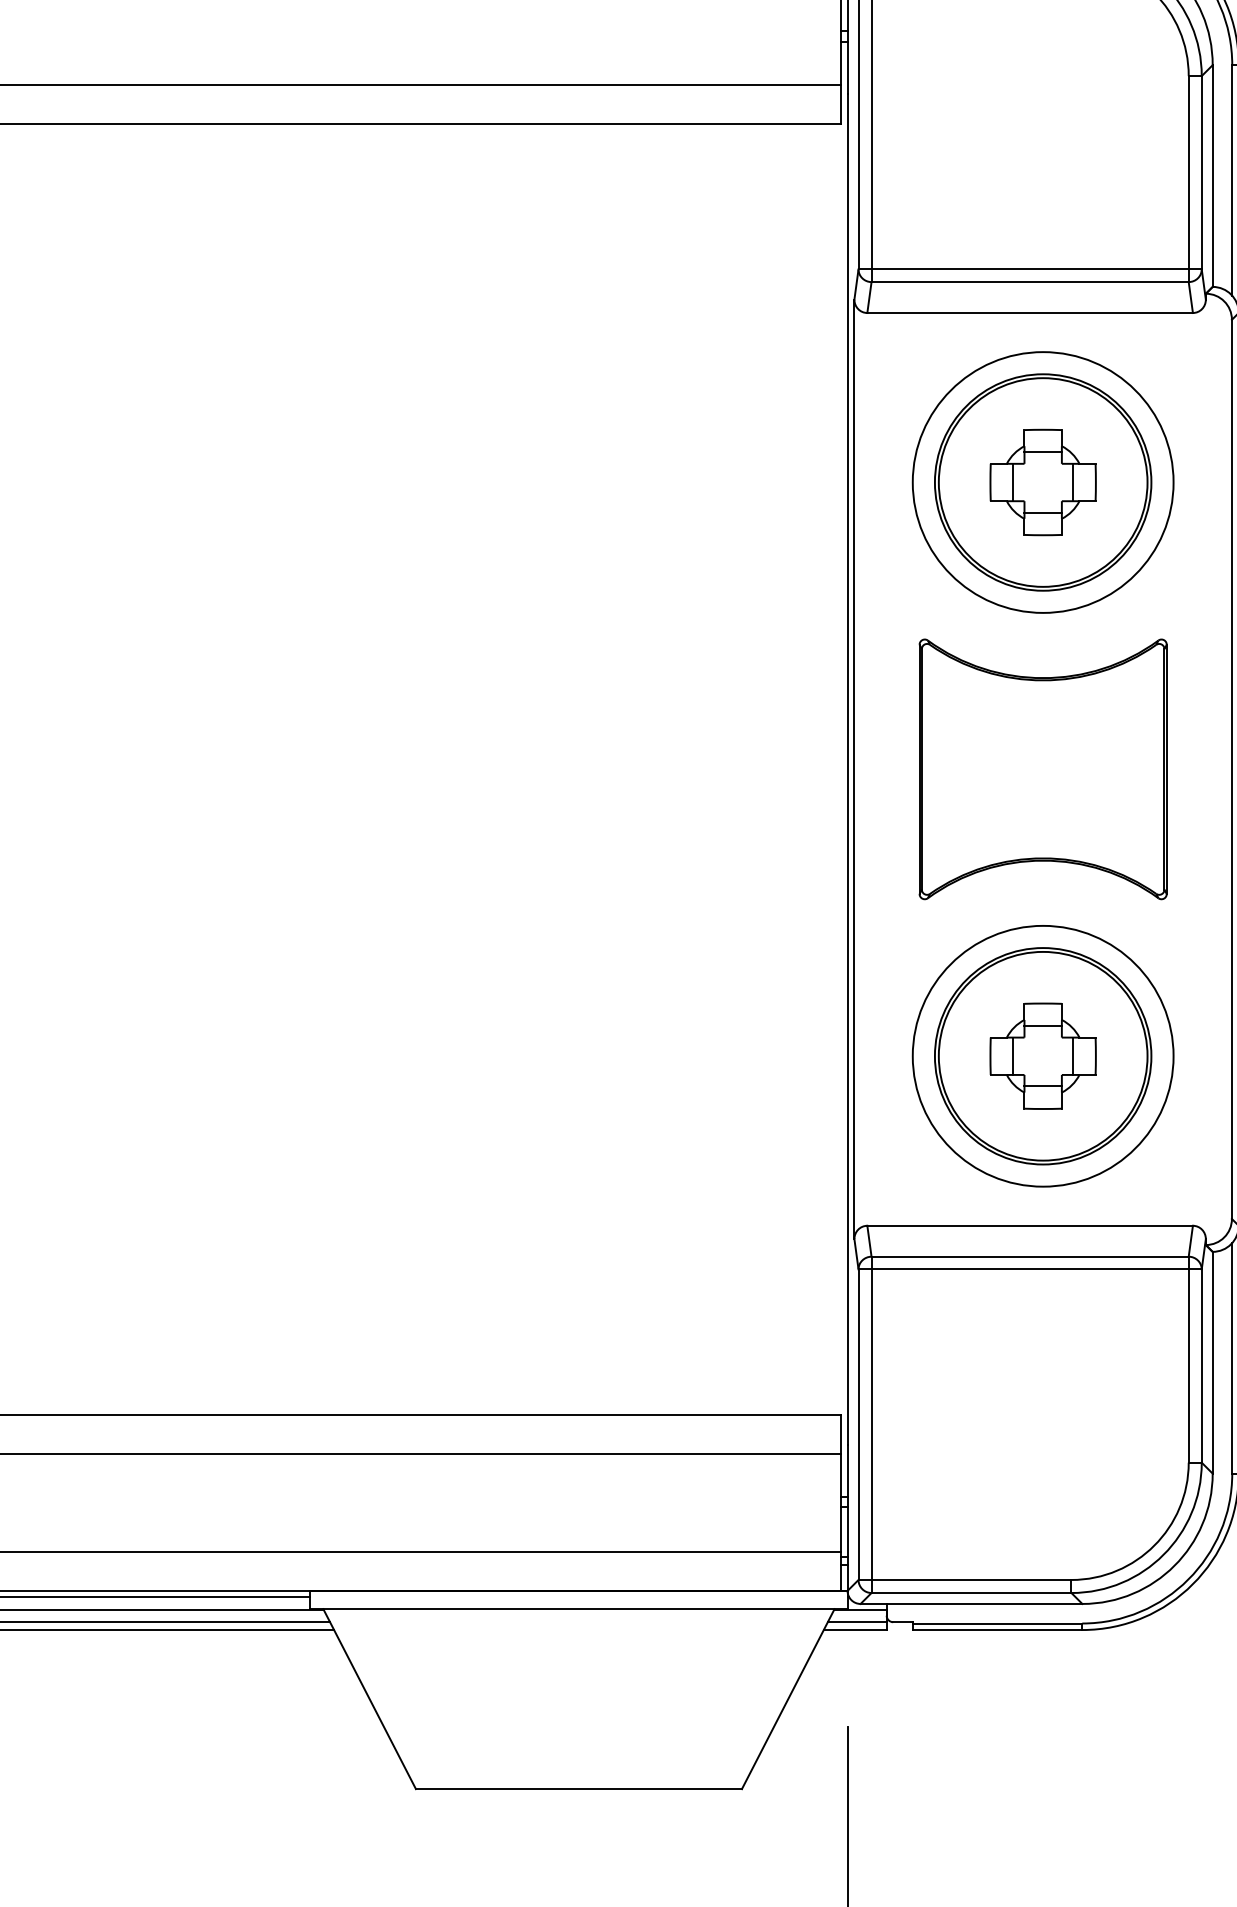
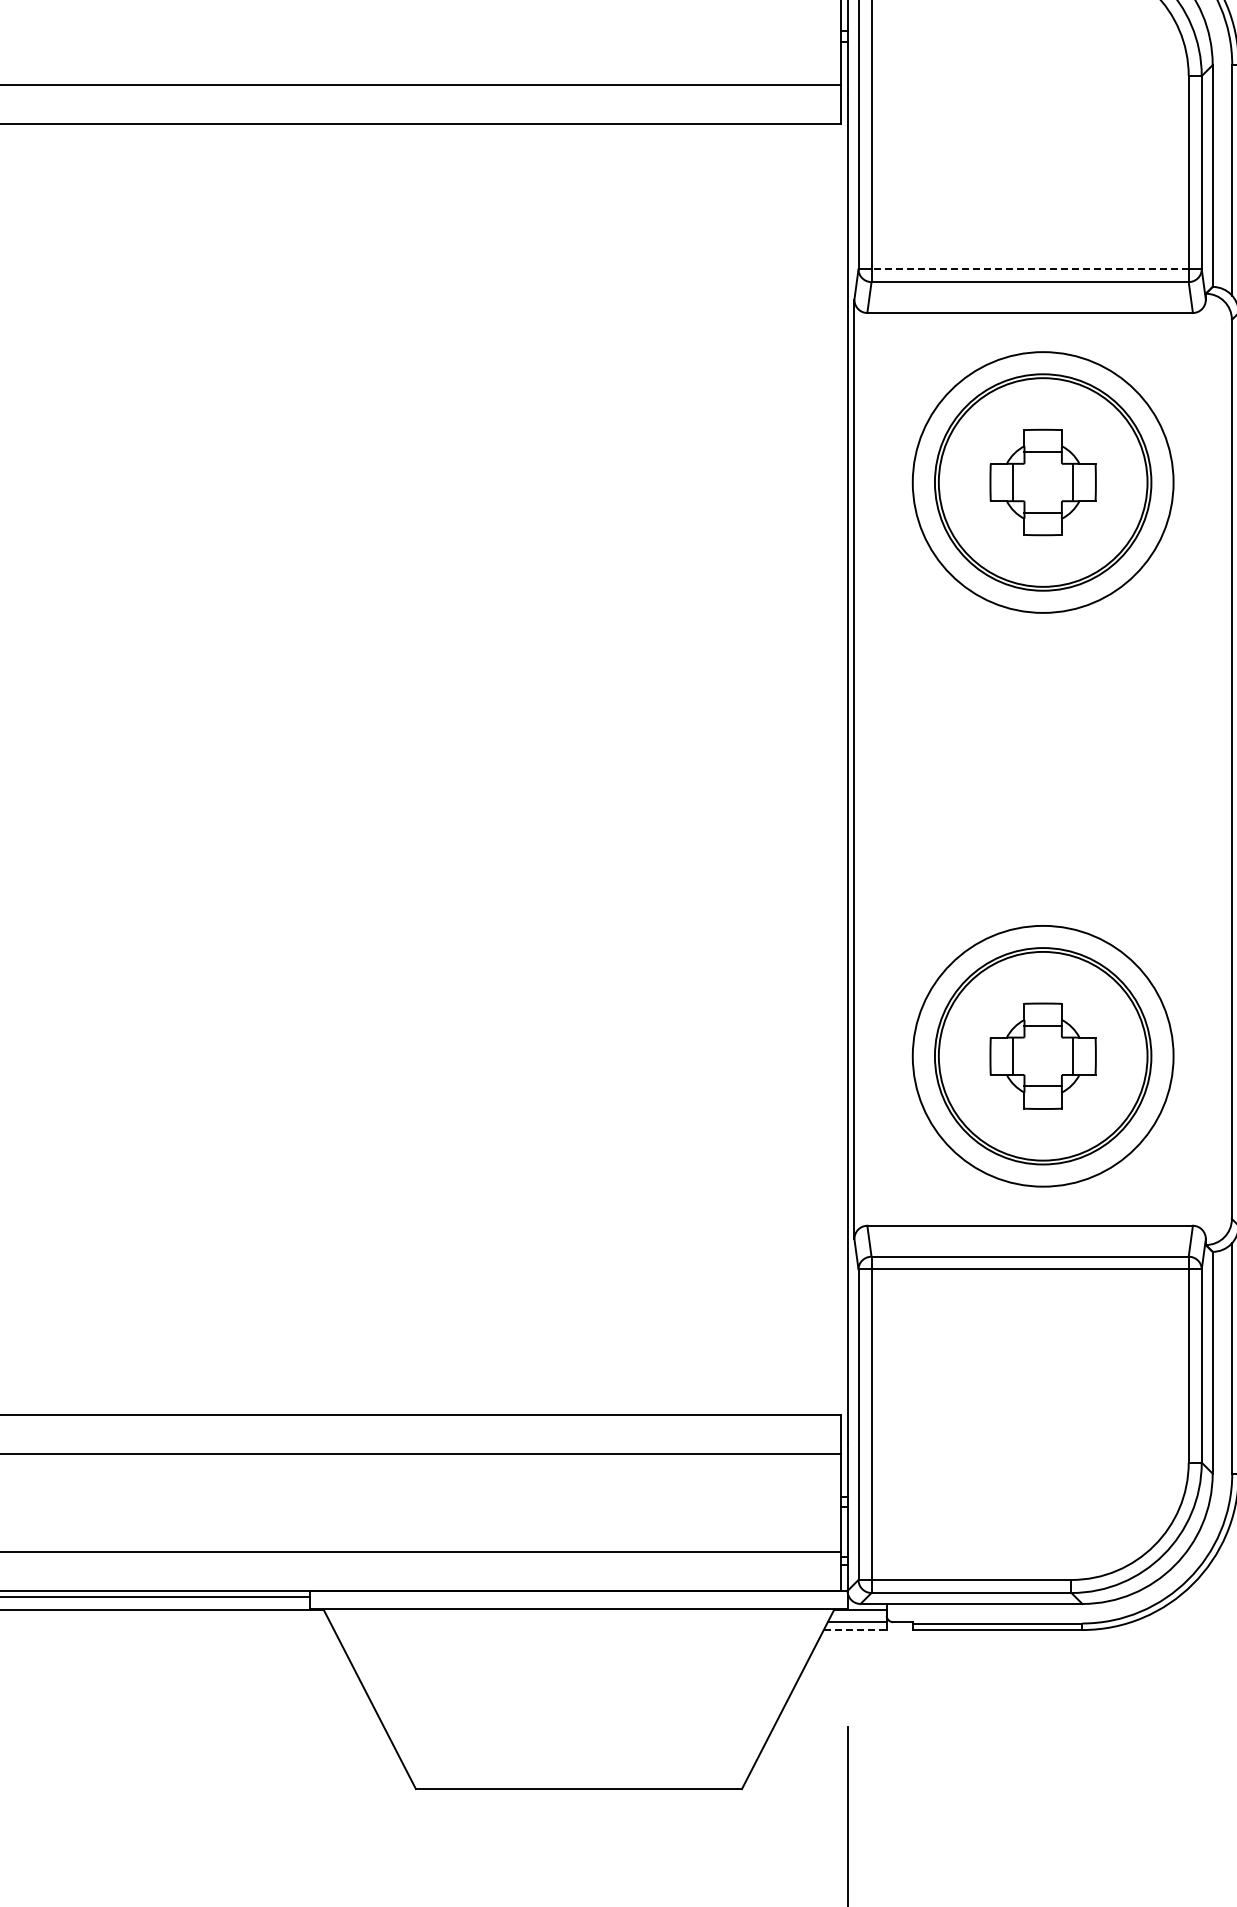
line: solid -> dashed (1030, 269)
part: present -> none (1042, 769)
line: present -> none (166, 1622)
line: present -> none (168, 1630)
line: solid -> dashed (855, 1630)
